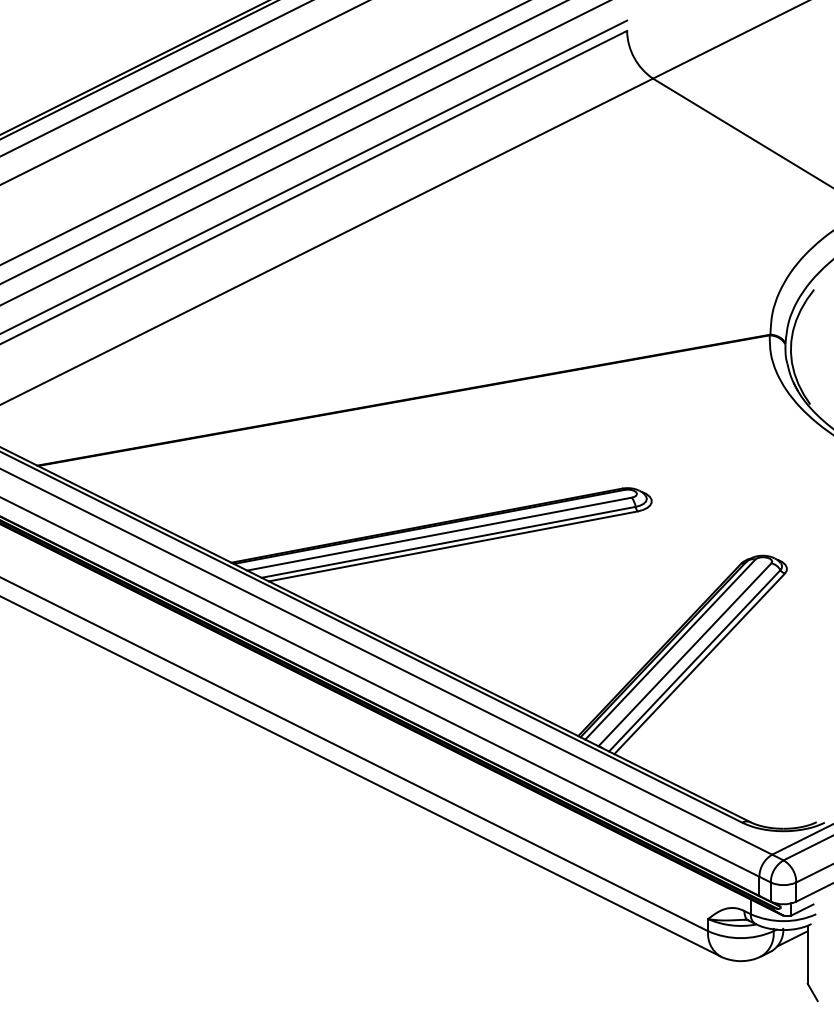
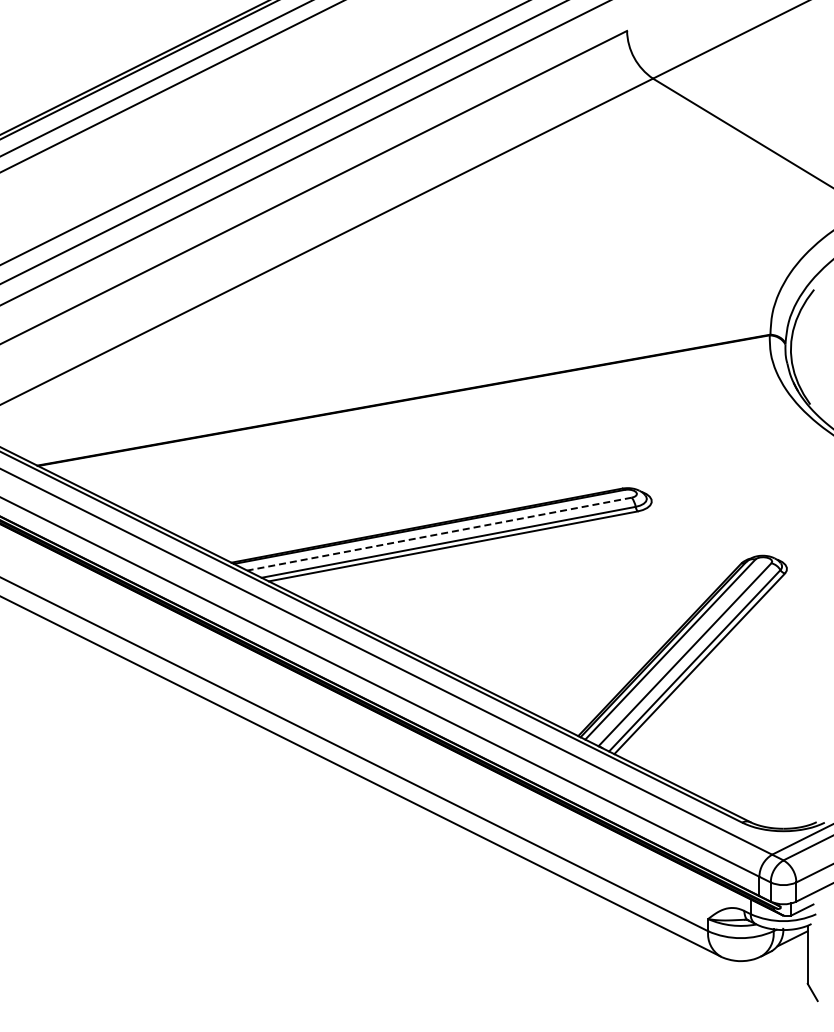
line position: (184, 92) -> (171, 86) (171, 86)
line: present -> none (314, 176)
line: solid -> dashed (439, 534)
